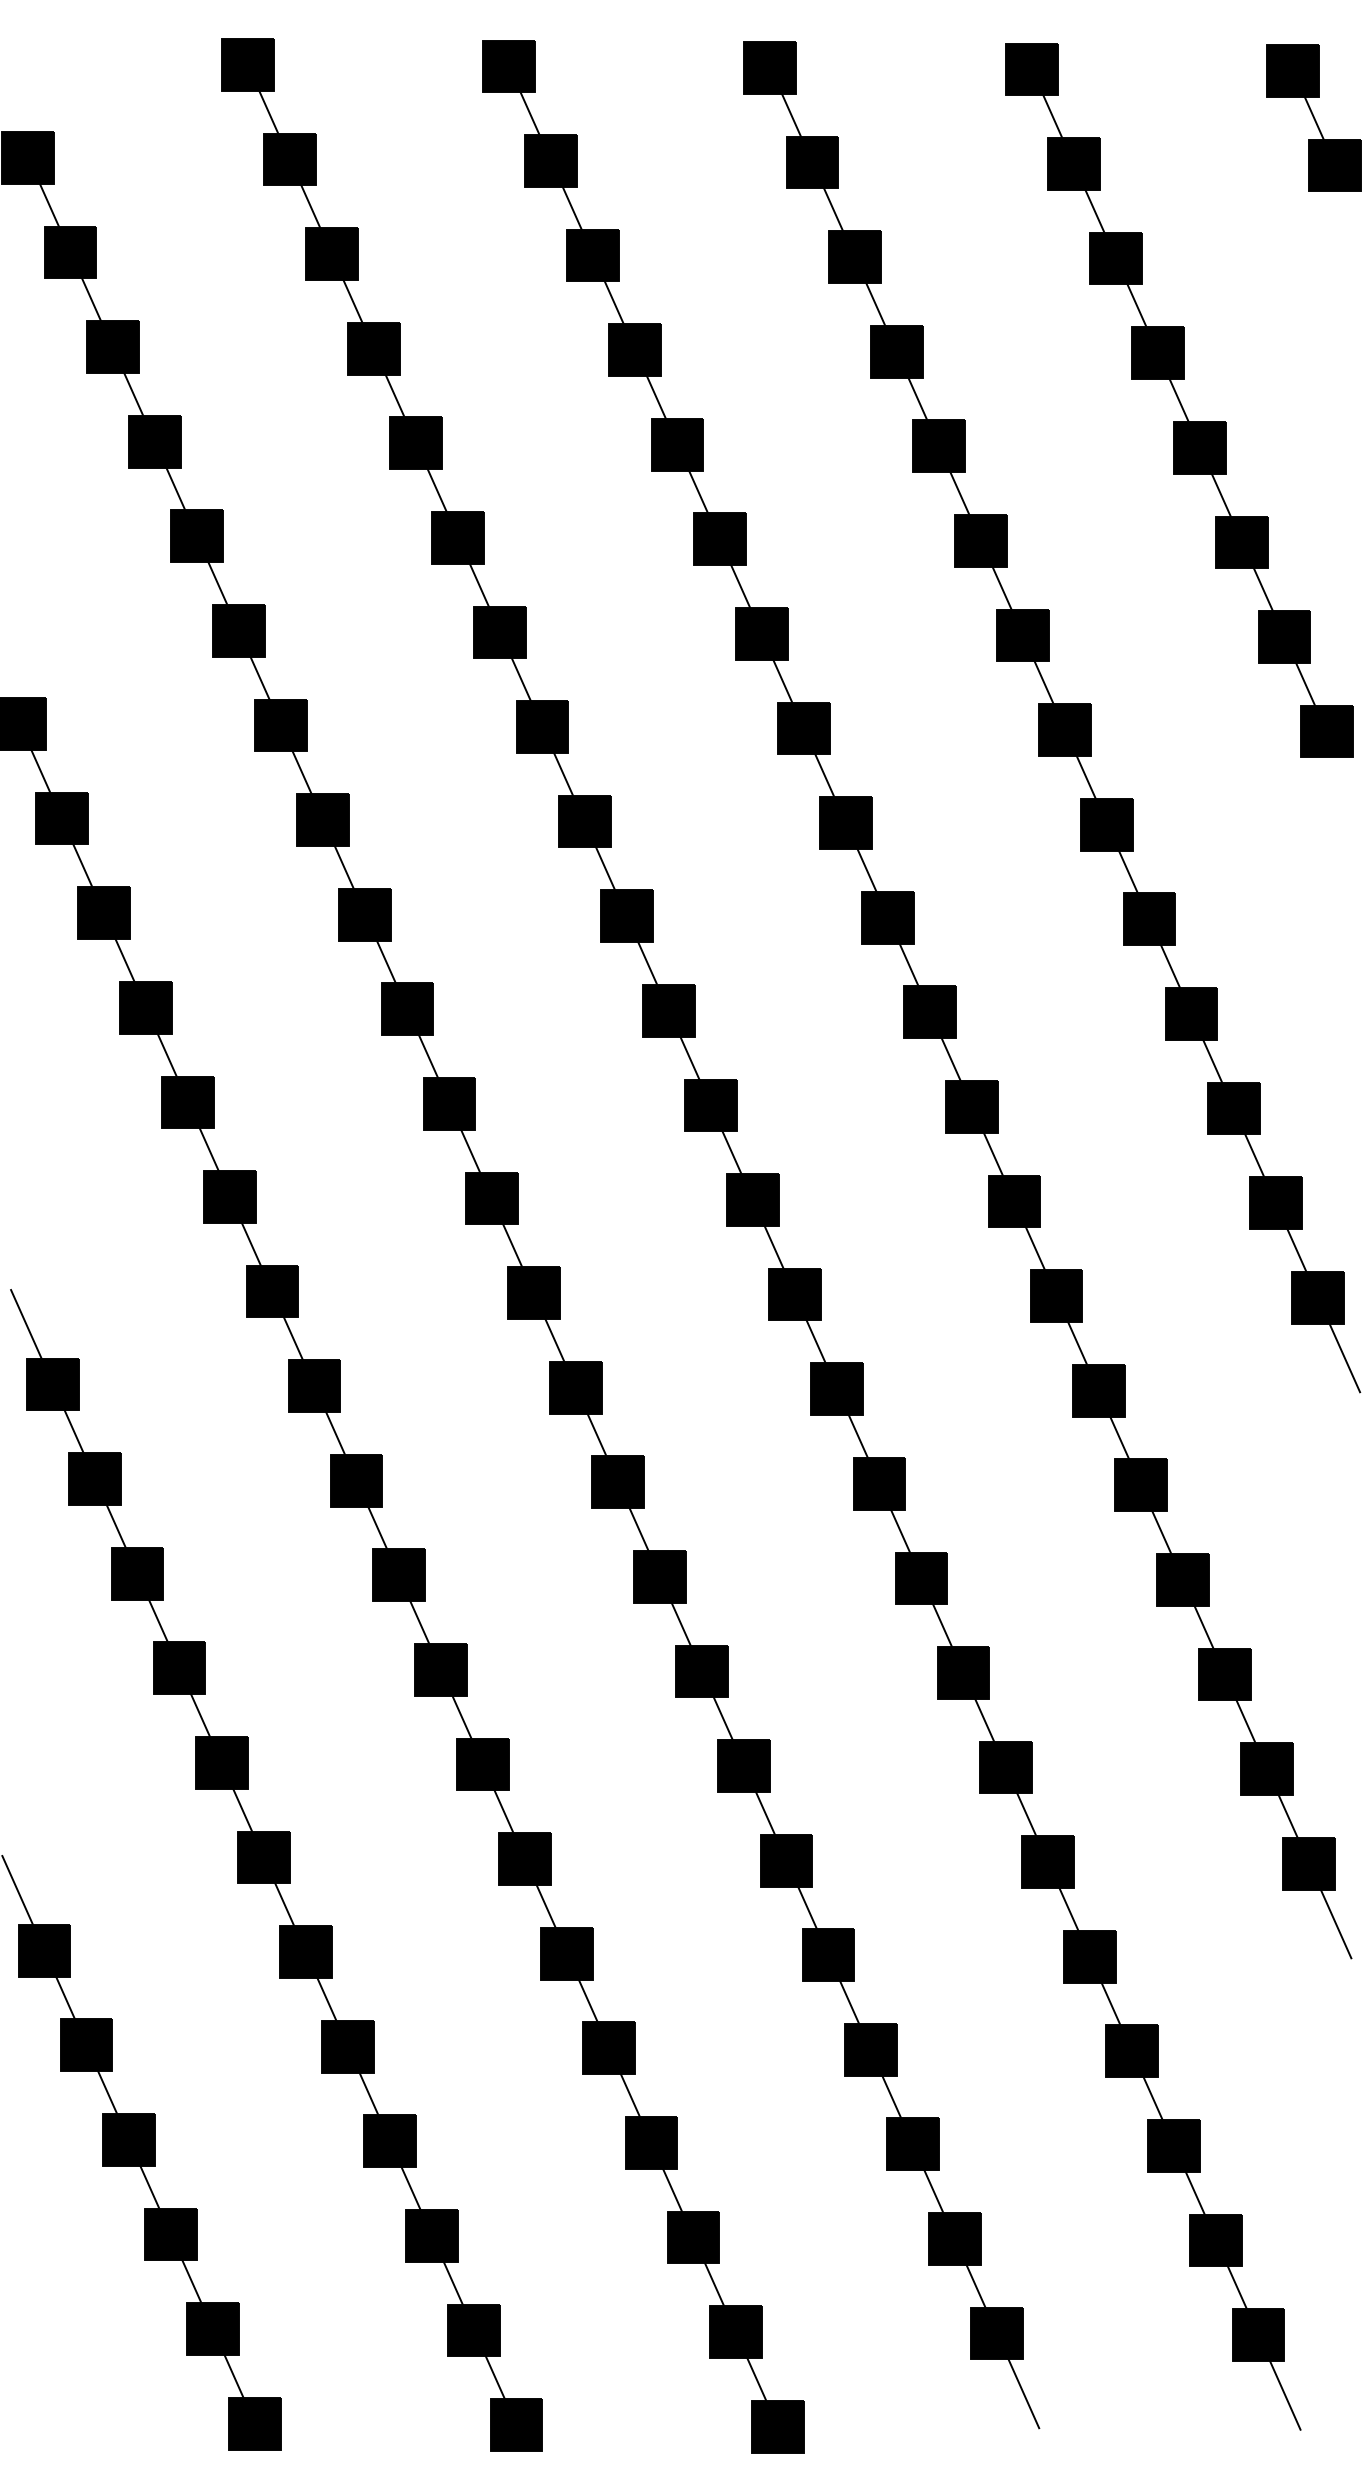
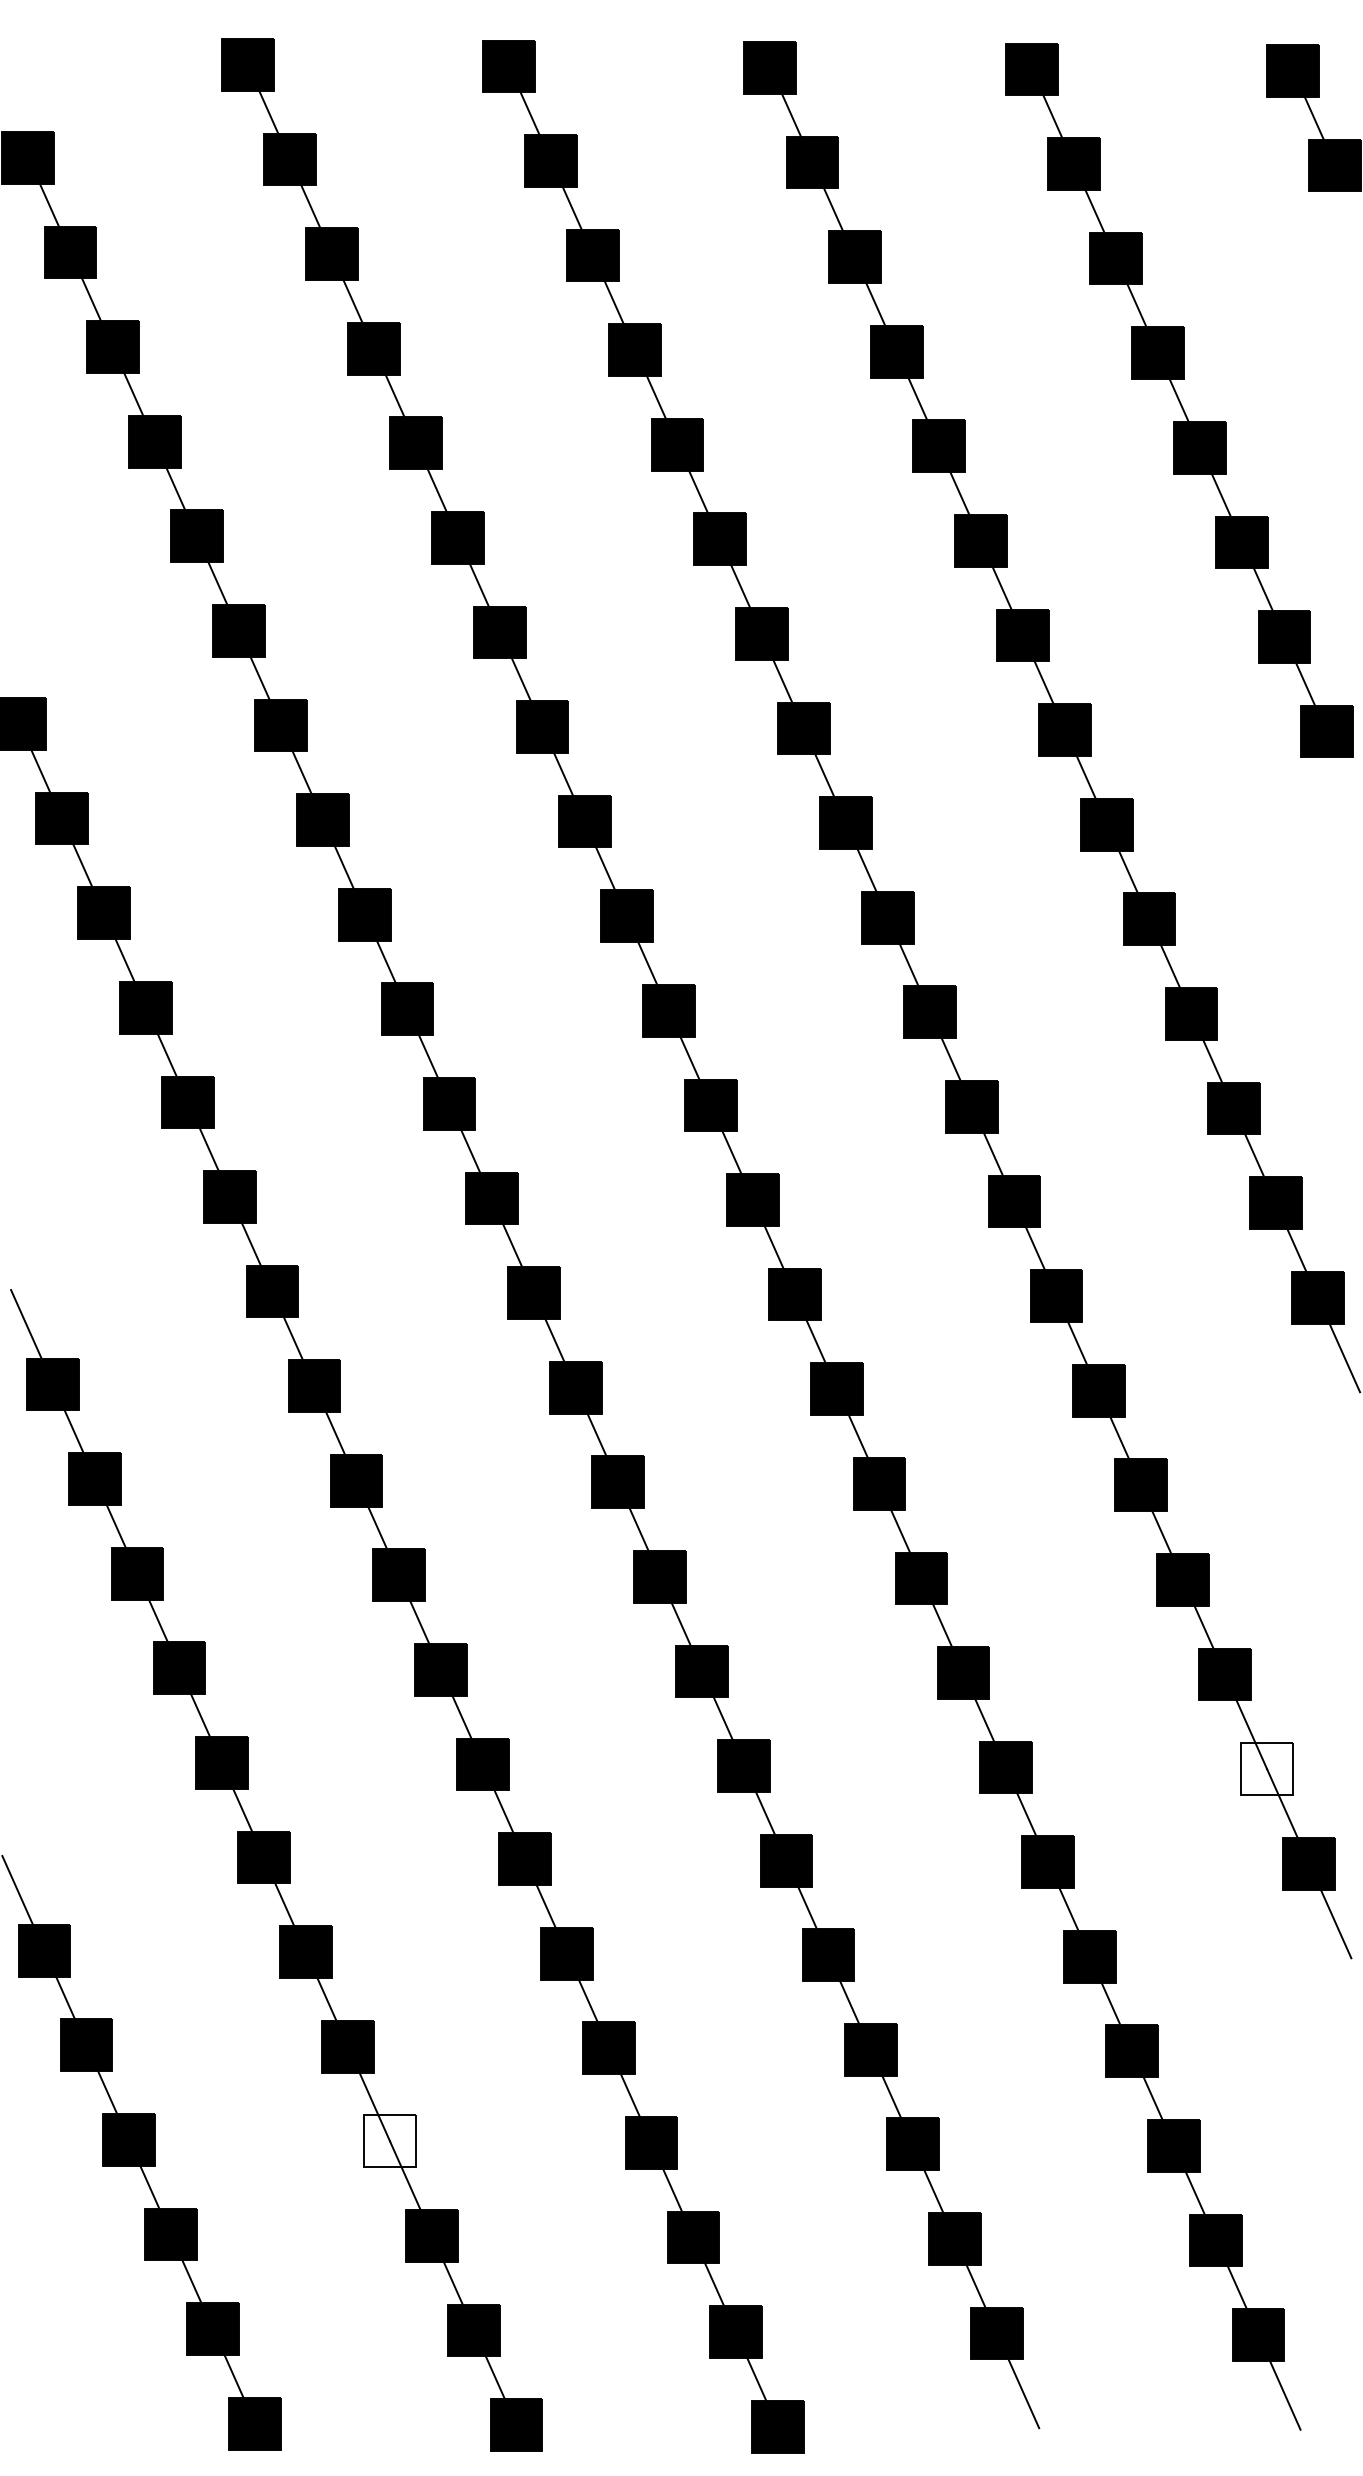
fill: present -> none (1266, 1769)
fill: present -> none (389, 2141)
